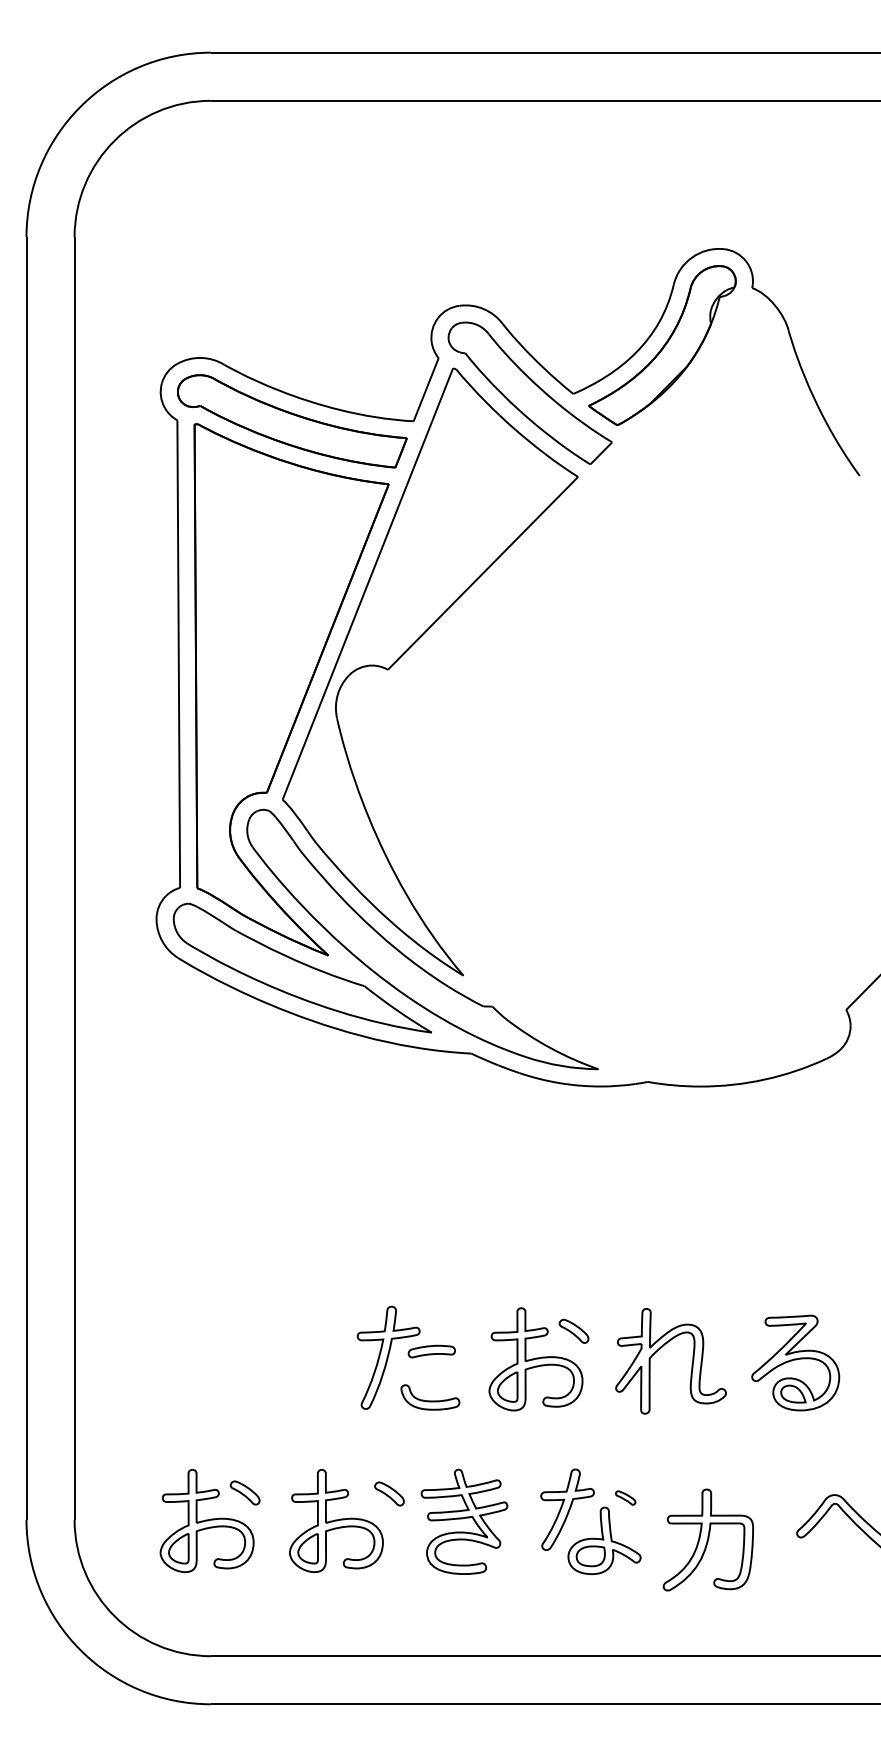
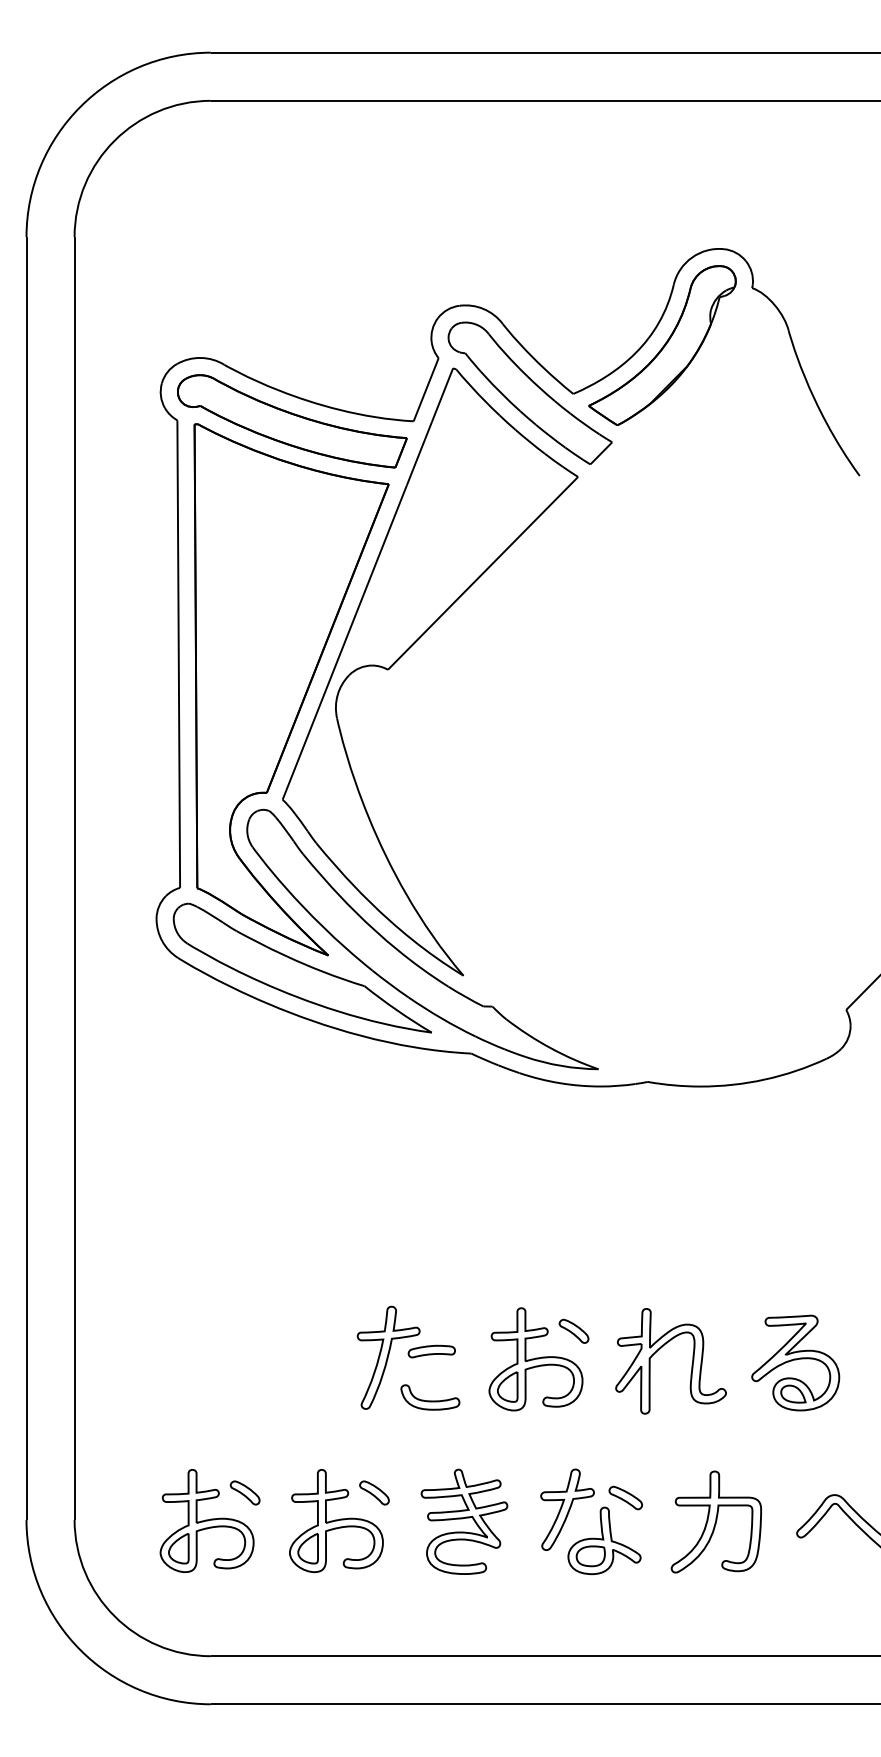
part position: (389, 1493) -> (374, 1492) (374, 1492)
part size: 22x16 px -> 35x26 px (625, 1497)
part position: (707, 1539) -> (715, 1521) (715, 1521)
